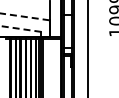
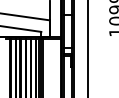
line: dashed -> solid (25, 16)
line: dashed -> solid (20, 28)
